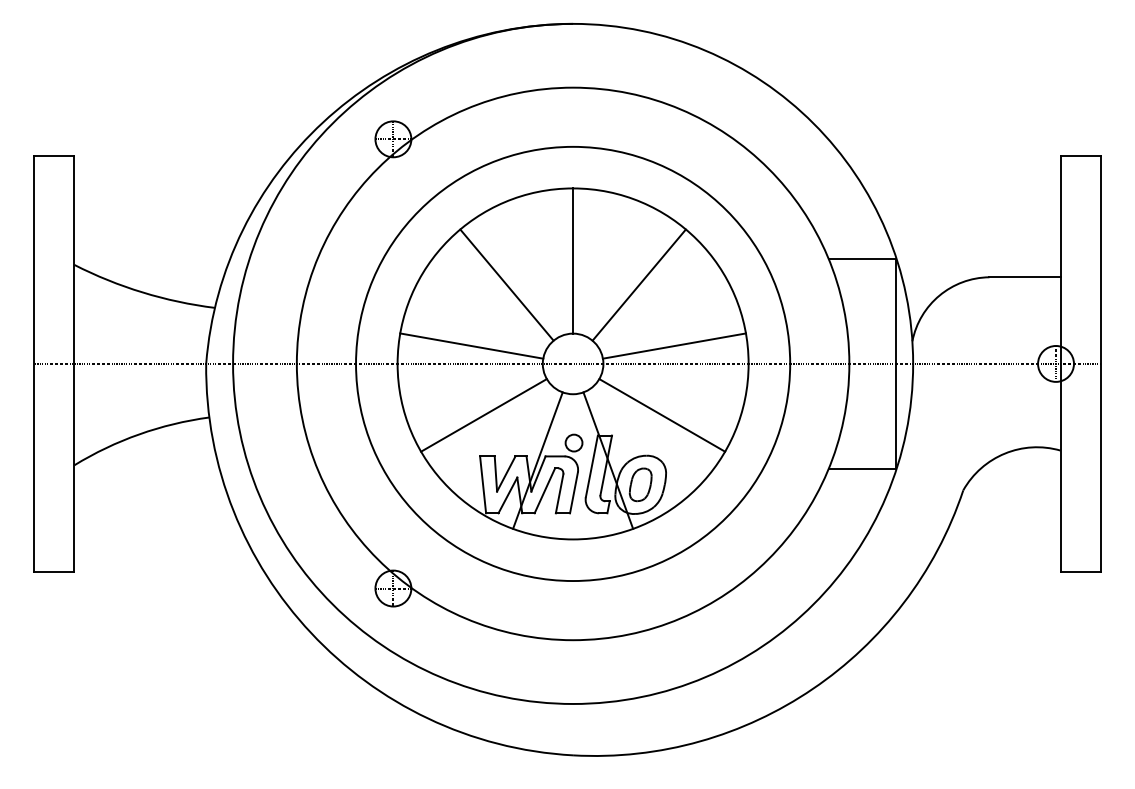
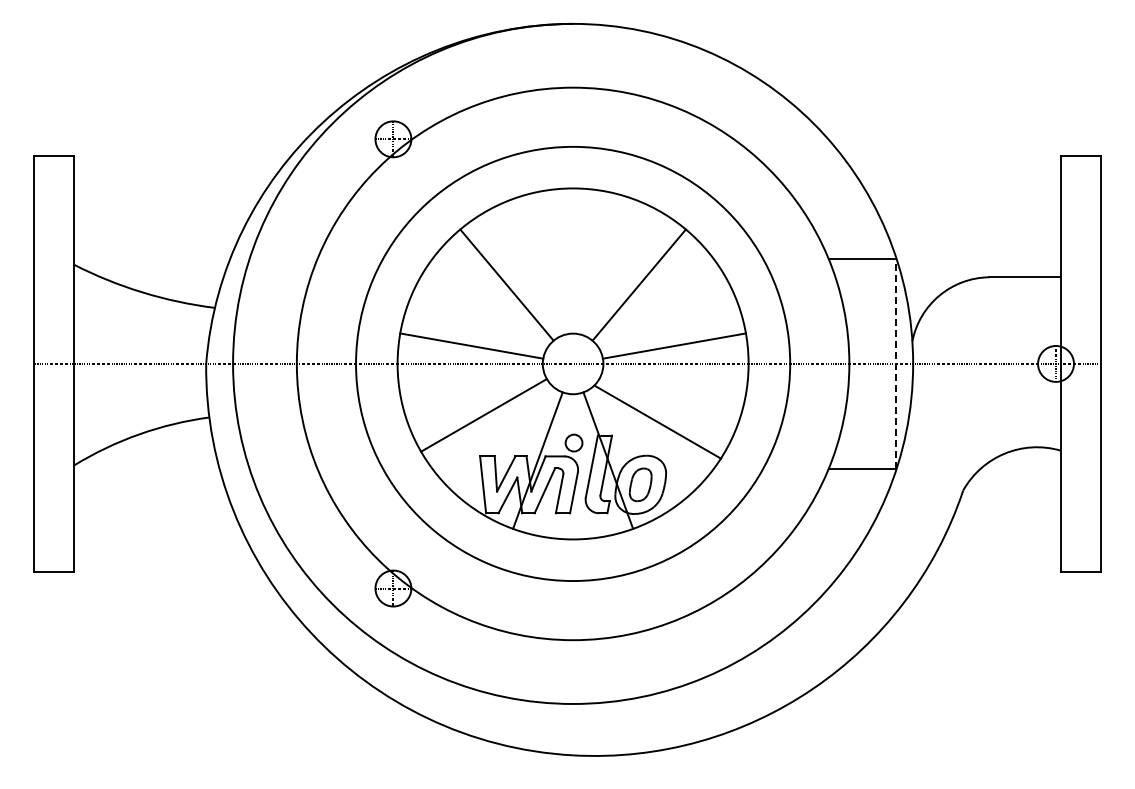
line: present -> none (573, 260)
line: solid -> dashed (896, 363)
line position: (662, 415) -> (658, 422) (658, 422)
